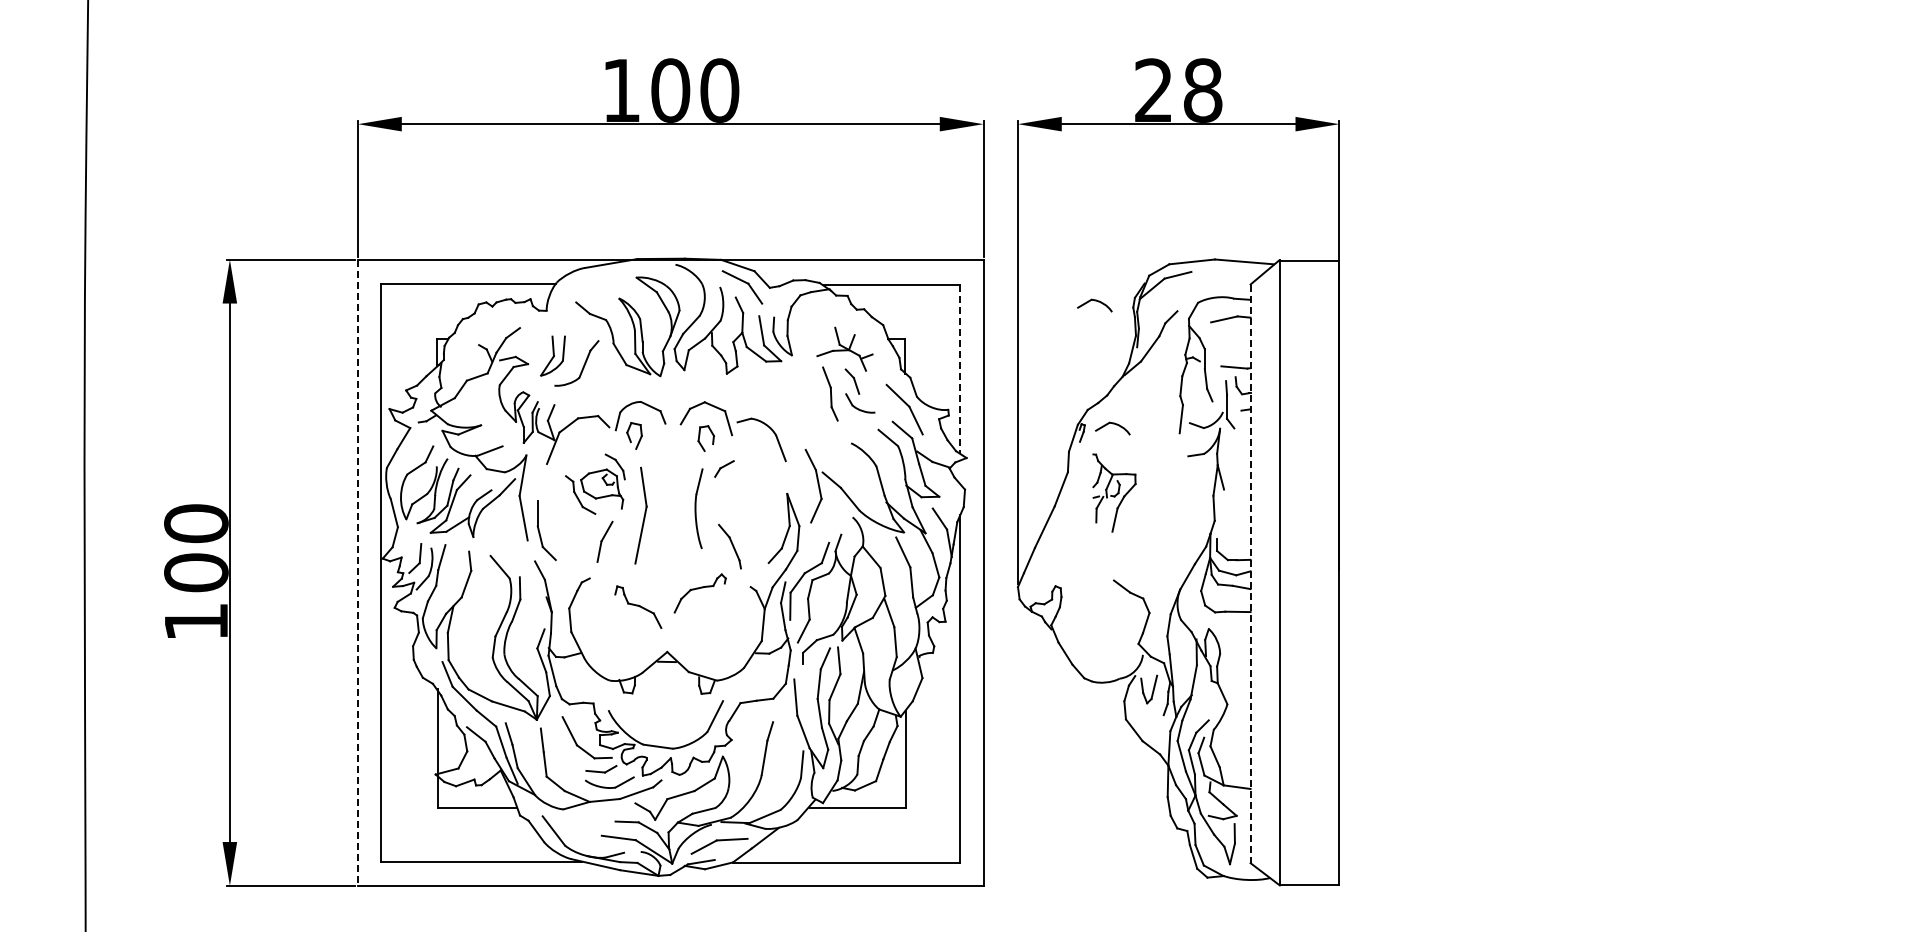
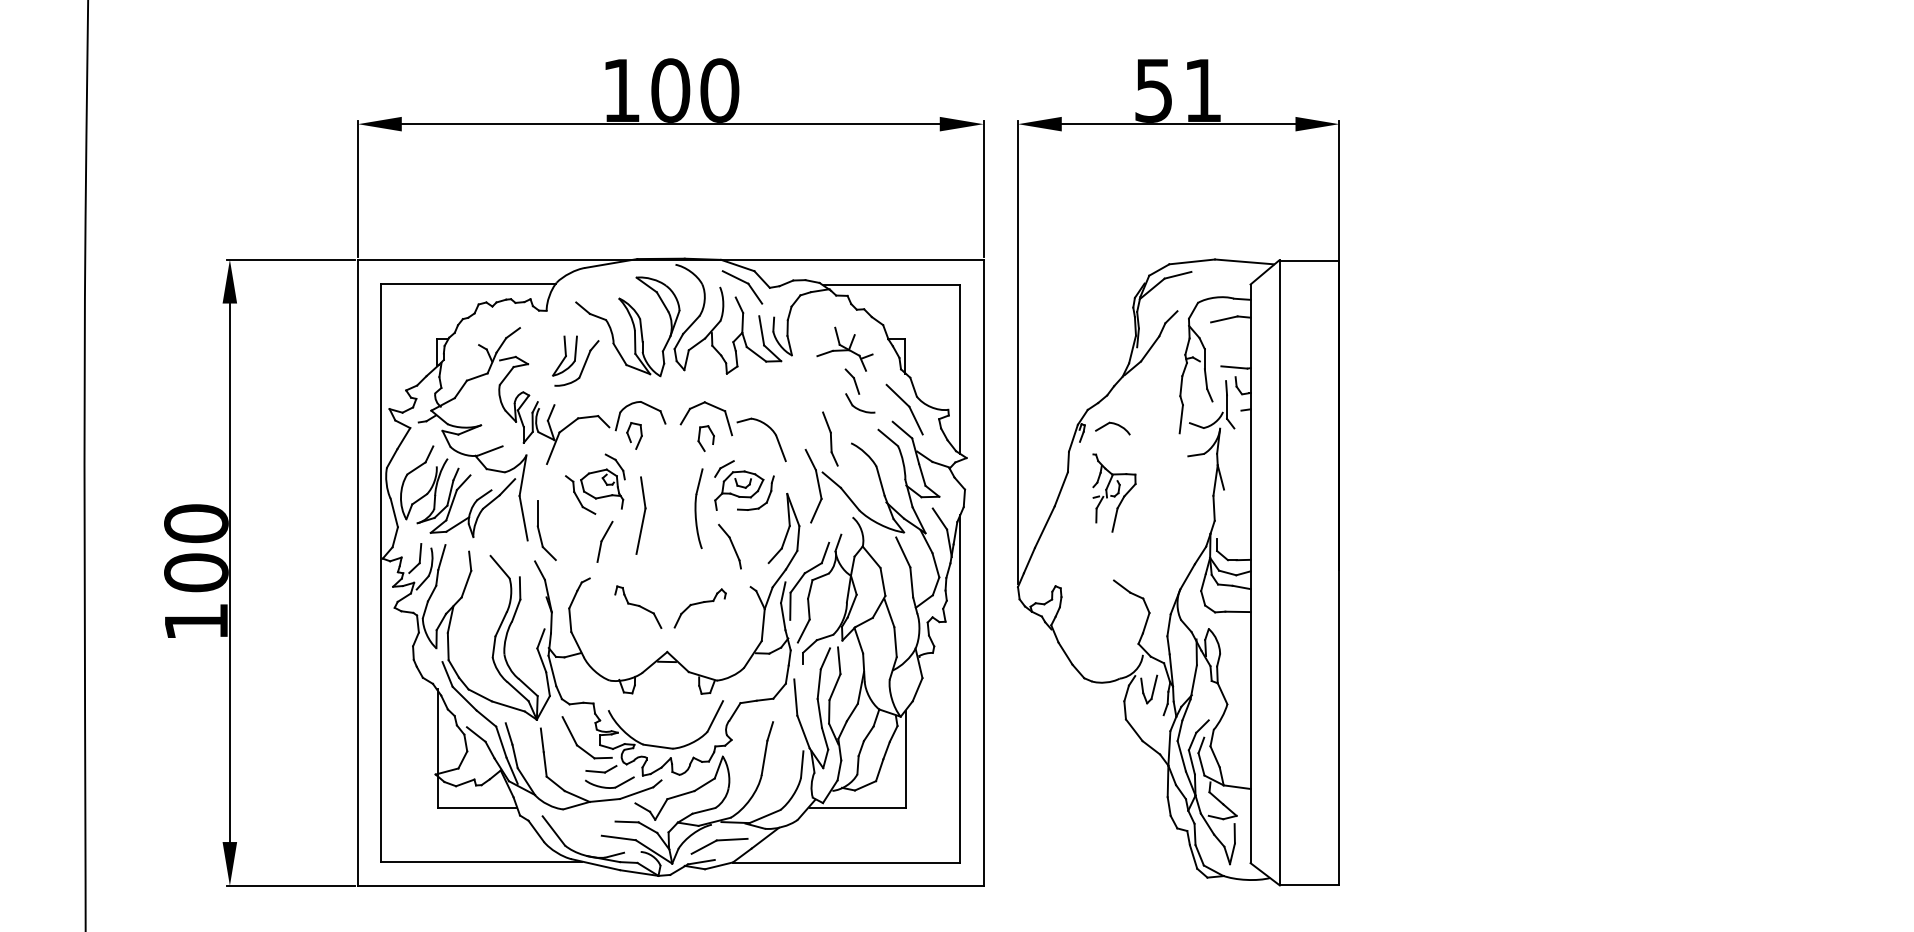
text: 28 -> 51 (1178, 90)
part: present -> none (1094, 305)
part position: (552, 355) -> (564, 355) (564, 355)
line: dashed -> solid (960, 369)
part position: (830, 393) -> (830, 438) (830, 438)
part: none -> present (744, 490)
part size: 14x99 px -> 12x79 px (640, 515)
line: dashed -> solid (358, 573)
line: dashed -> solid (1250, 574)
part position: (699, 593) -> (699, 608) (699, 608)
